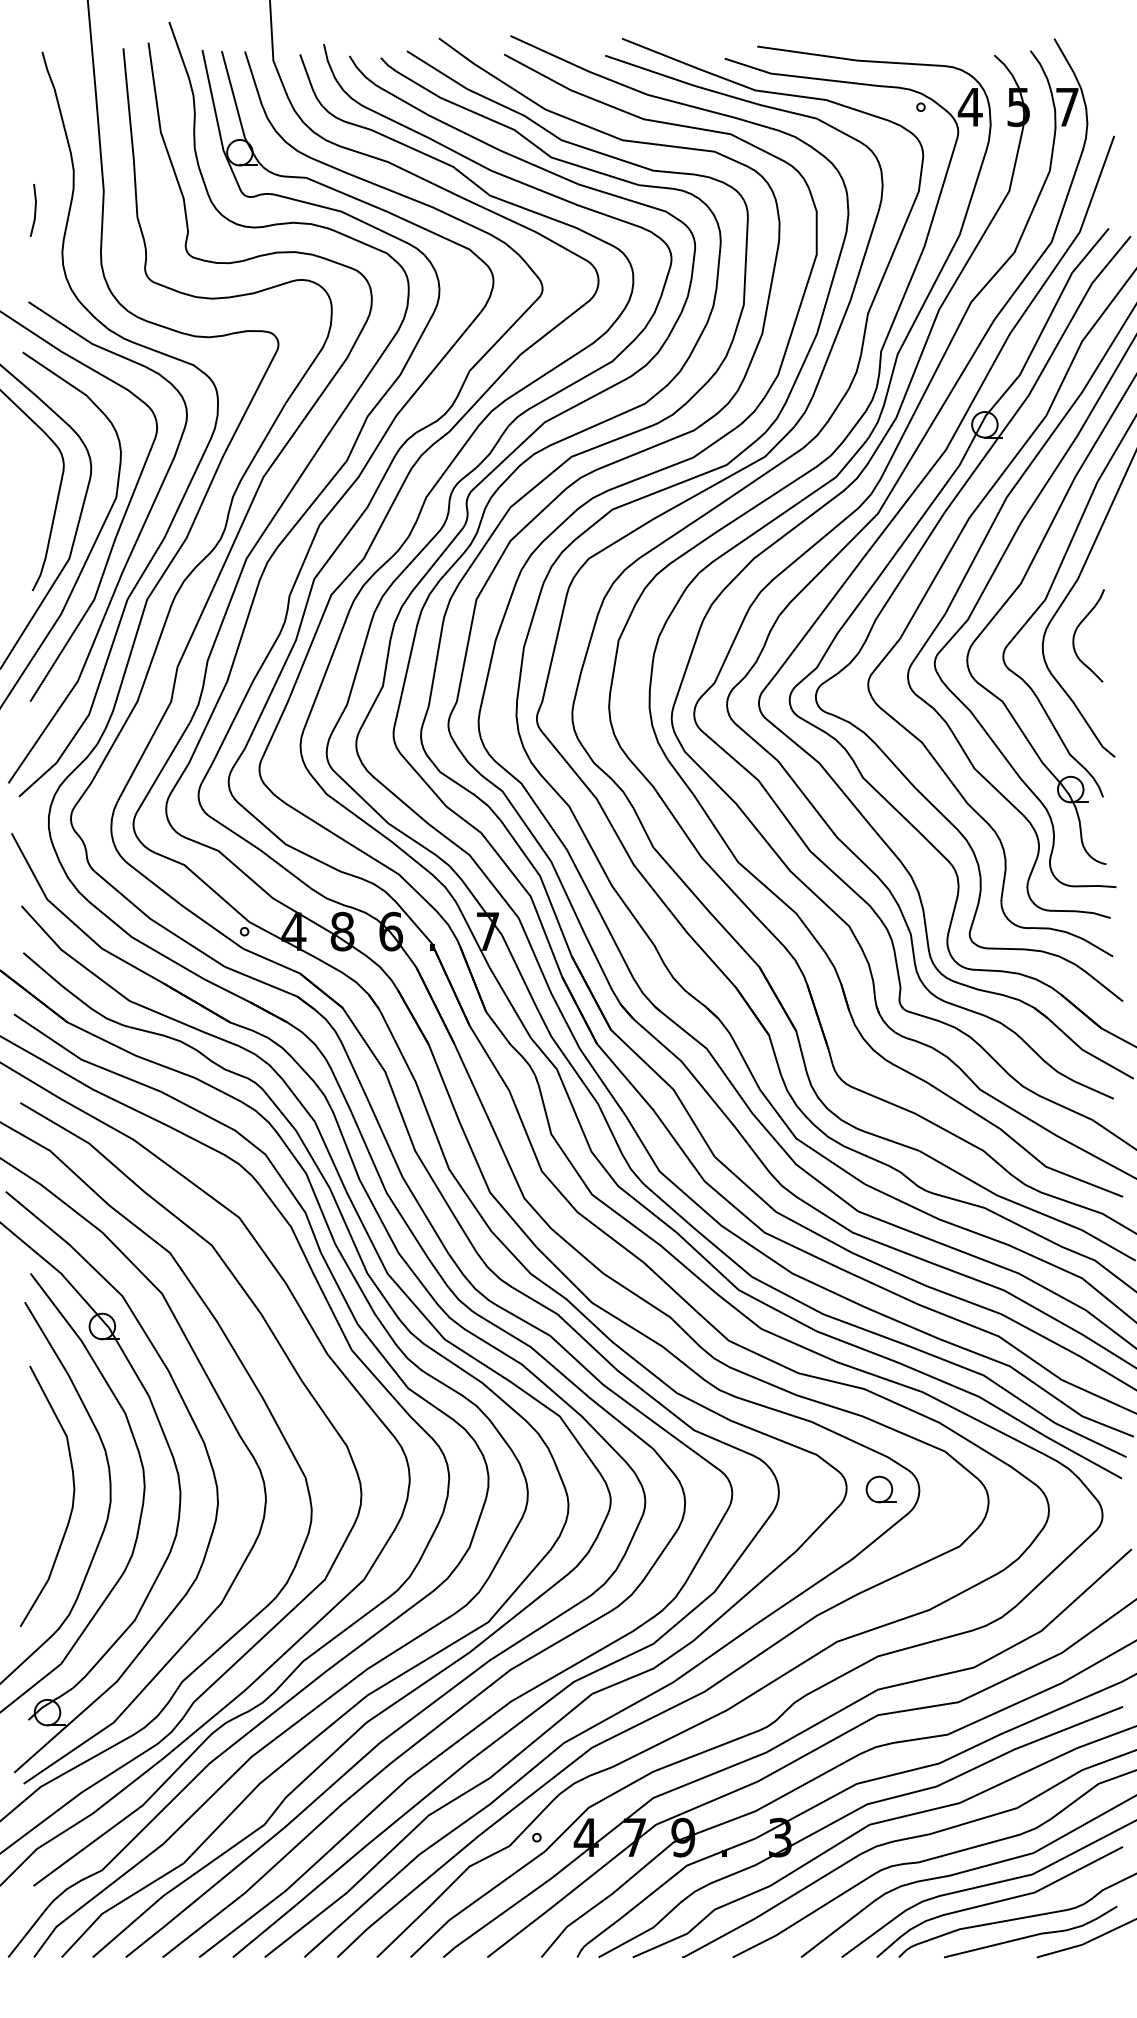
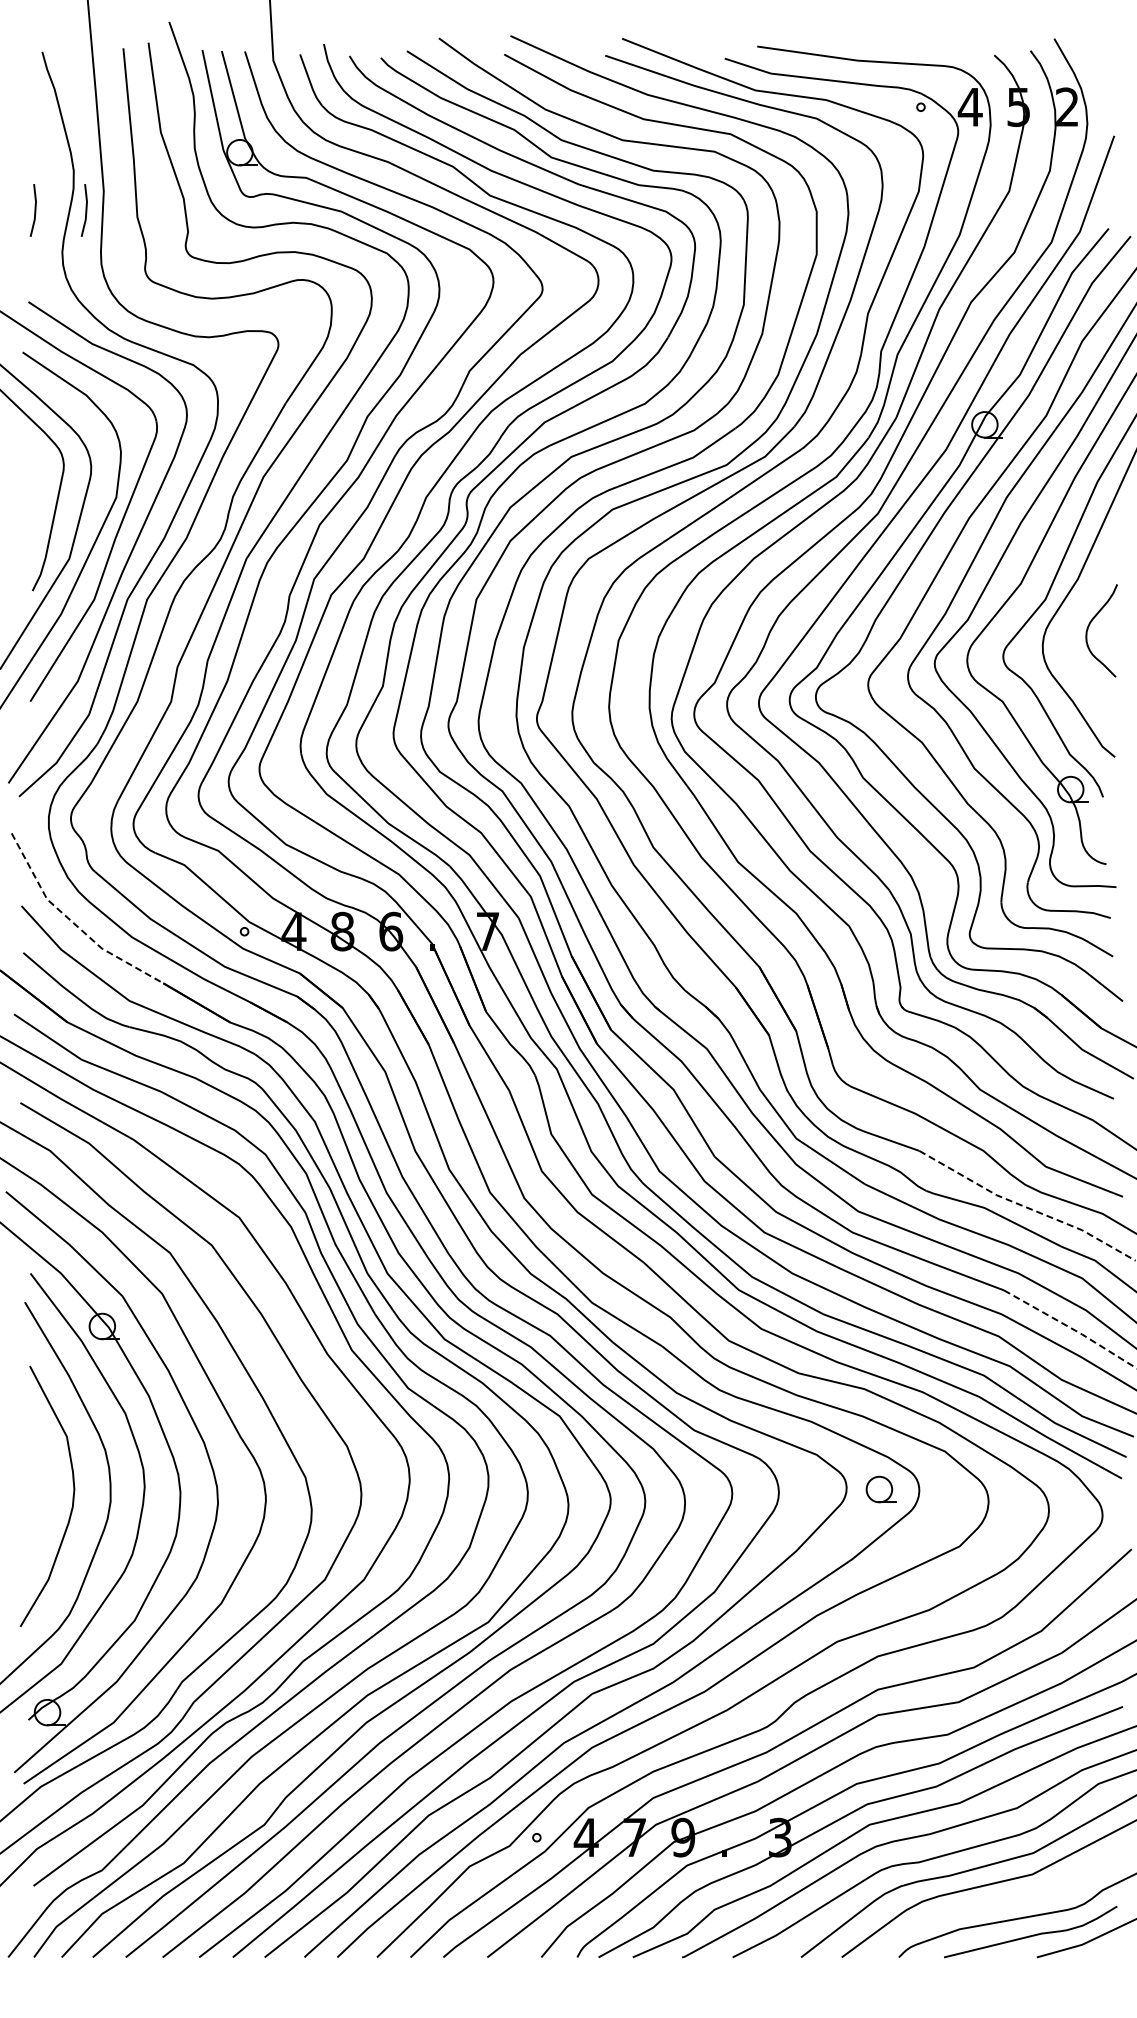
text: 7 -> 2 (1067, 106)
line: none -> present (85, 210)
curve position: (1077, 629) -> (1090, 624) (1090, 624)
line: solid -> dashed (73, 922)
line: solid -> dashed (1027, 1207)
line: solid -> dashed (1071, 1328)
curve: present -> none (999, 1901)
